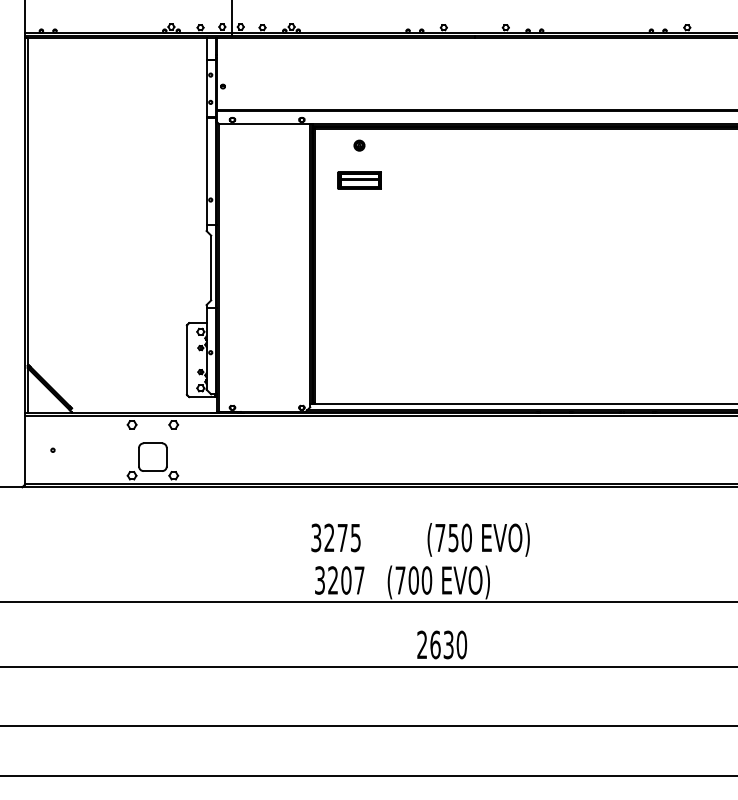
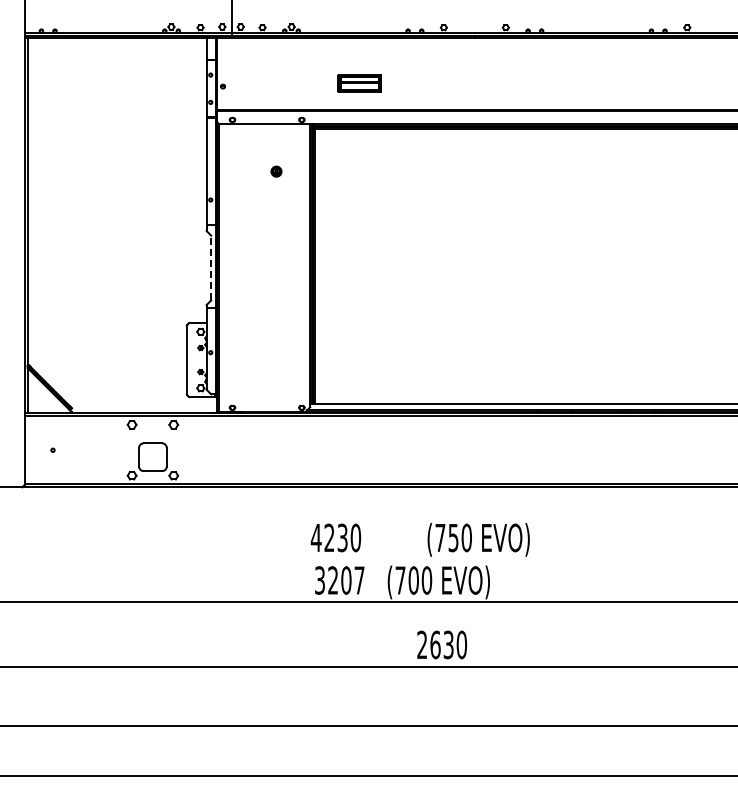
part position: (359, 145) -> (276, 171) (276, 171)
part position: (359, 180) -> (359, 83) (359, 83)
line: solid -> dashed (211, 267)
text: 3275 -> 4230 (335, 537)
